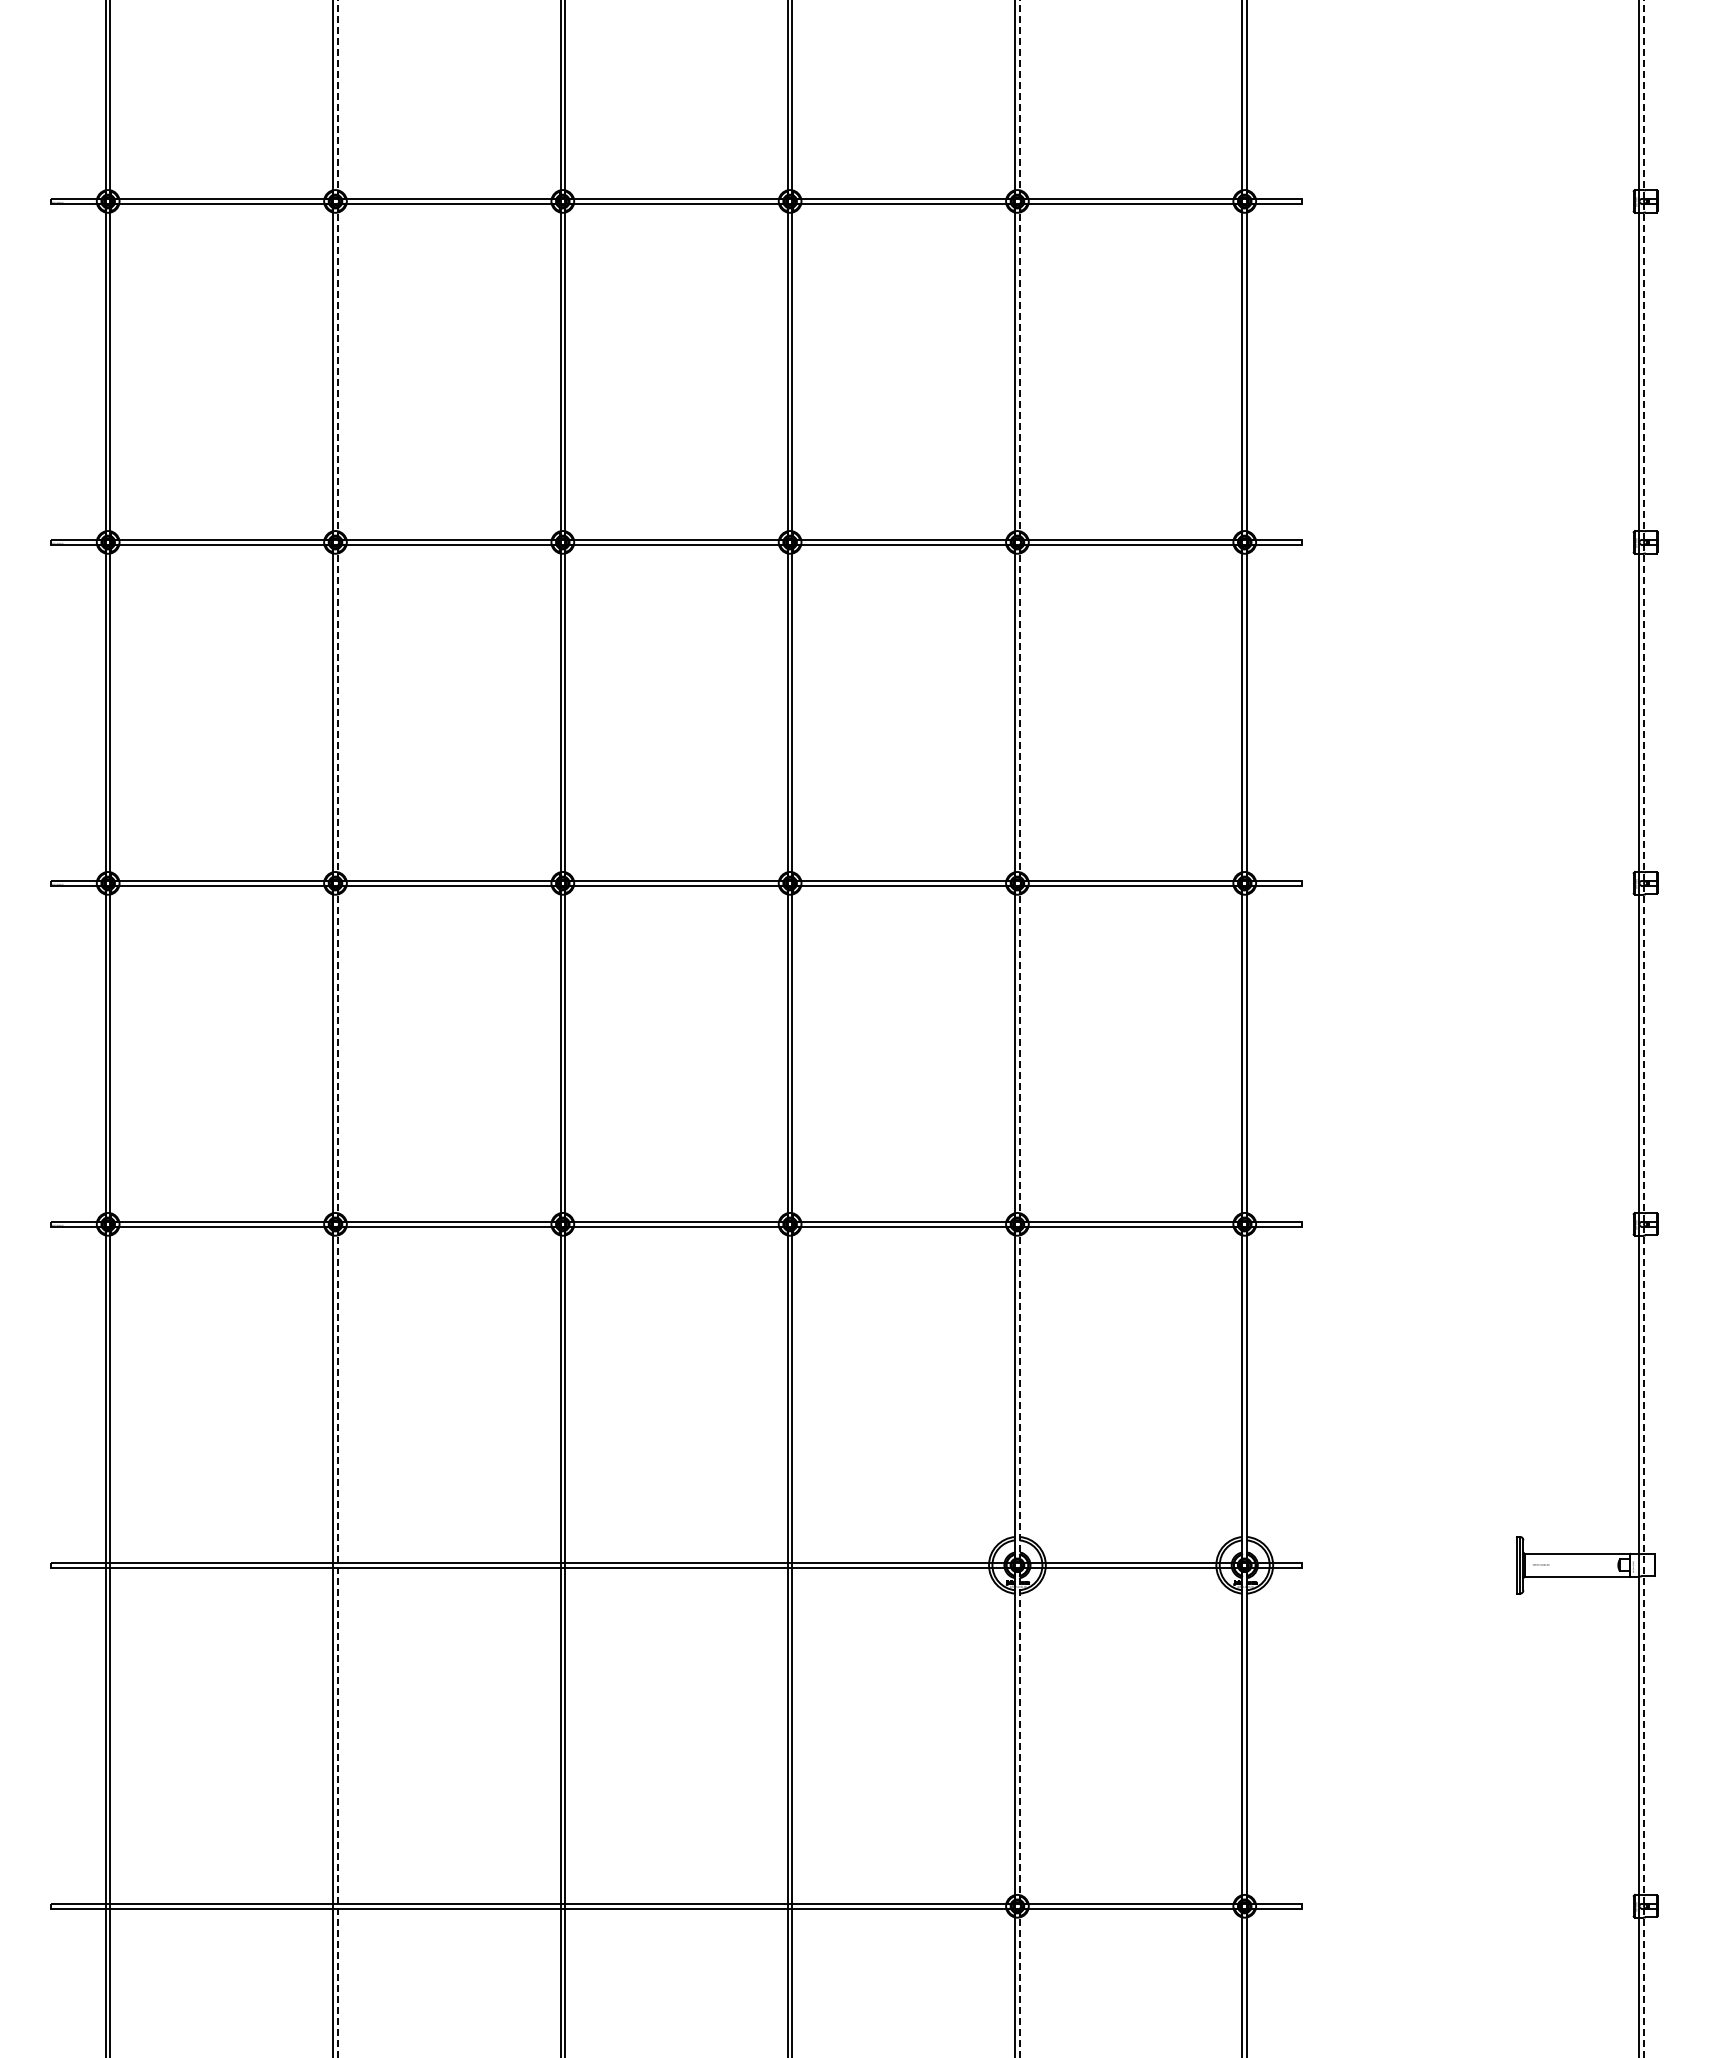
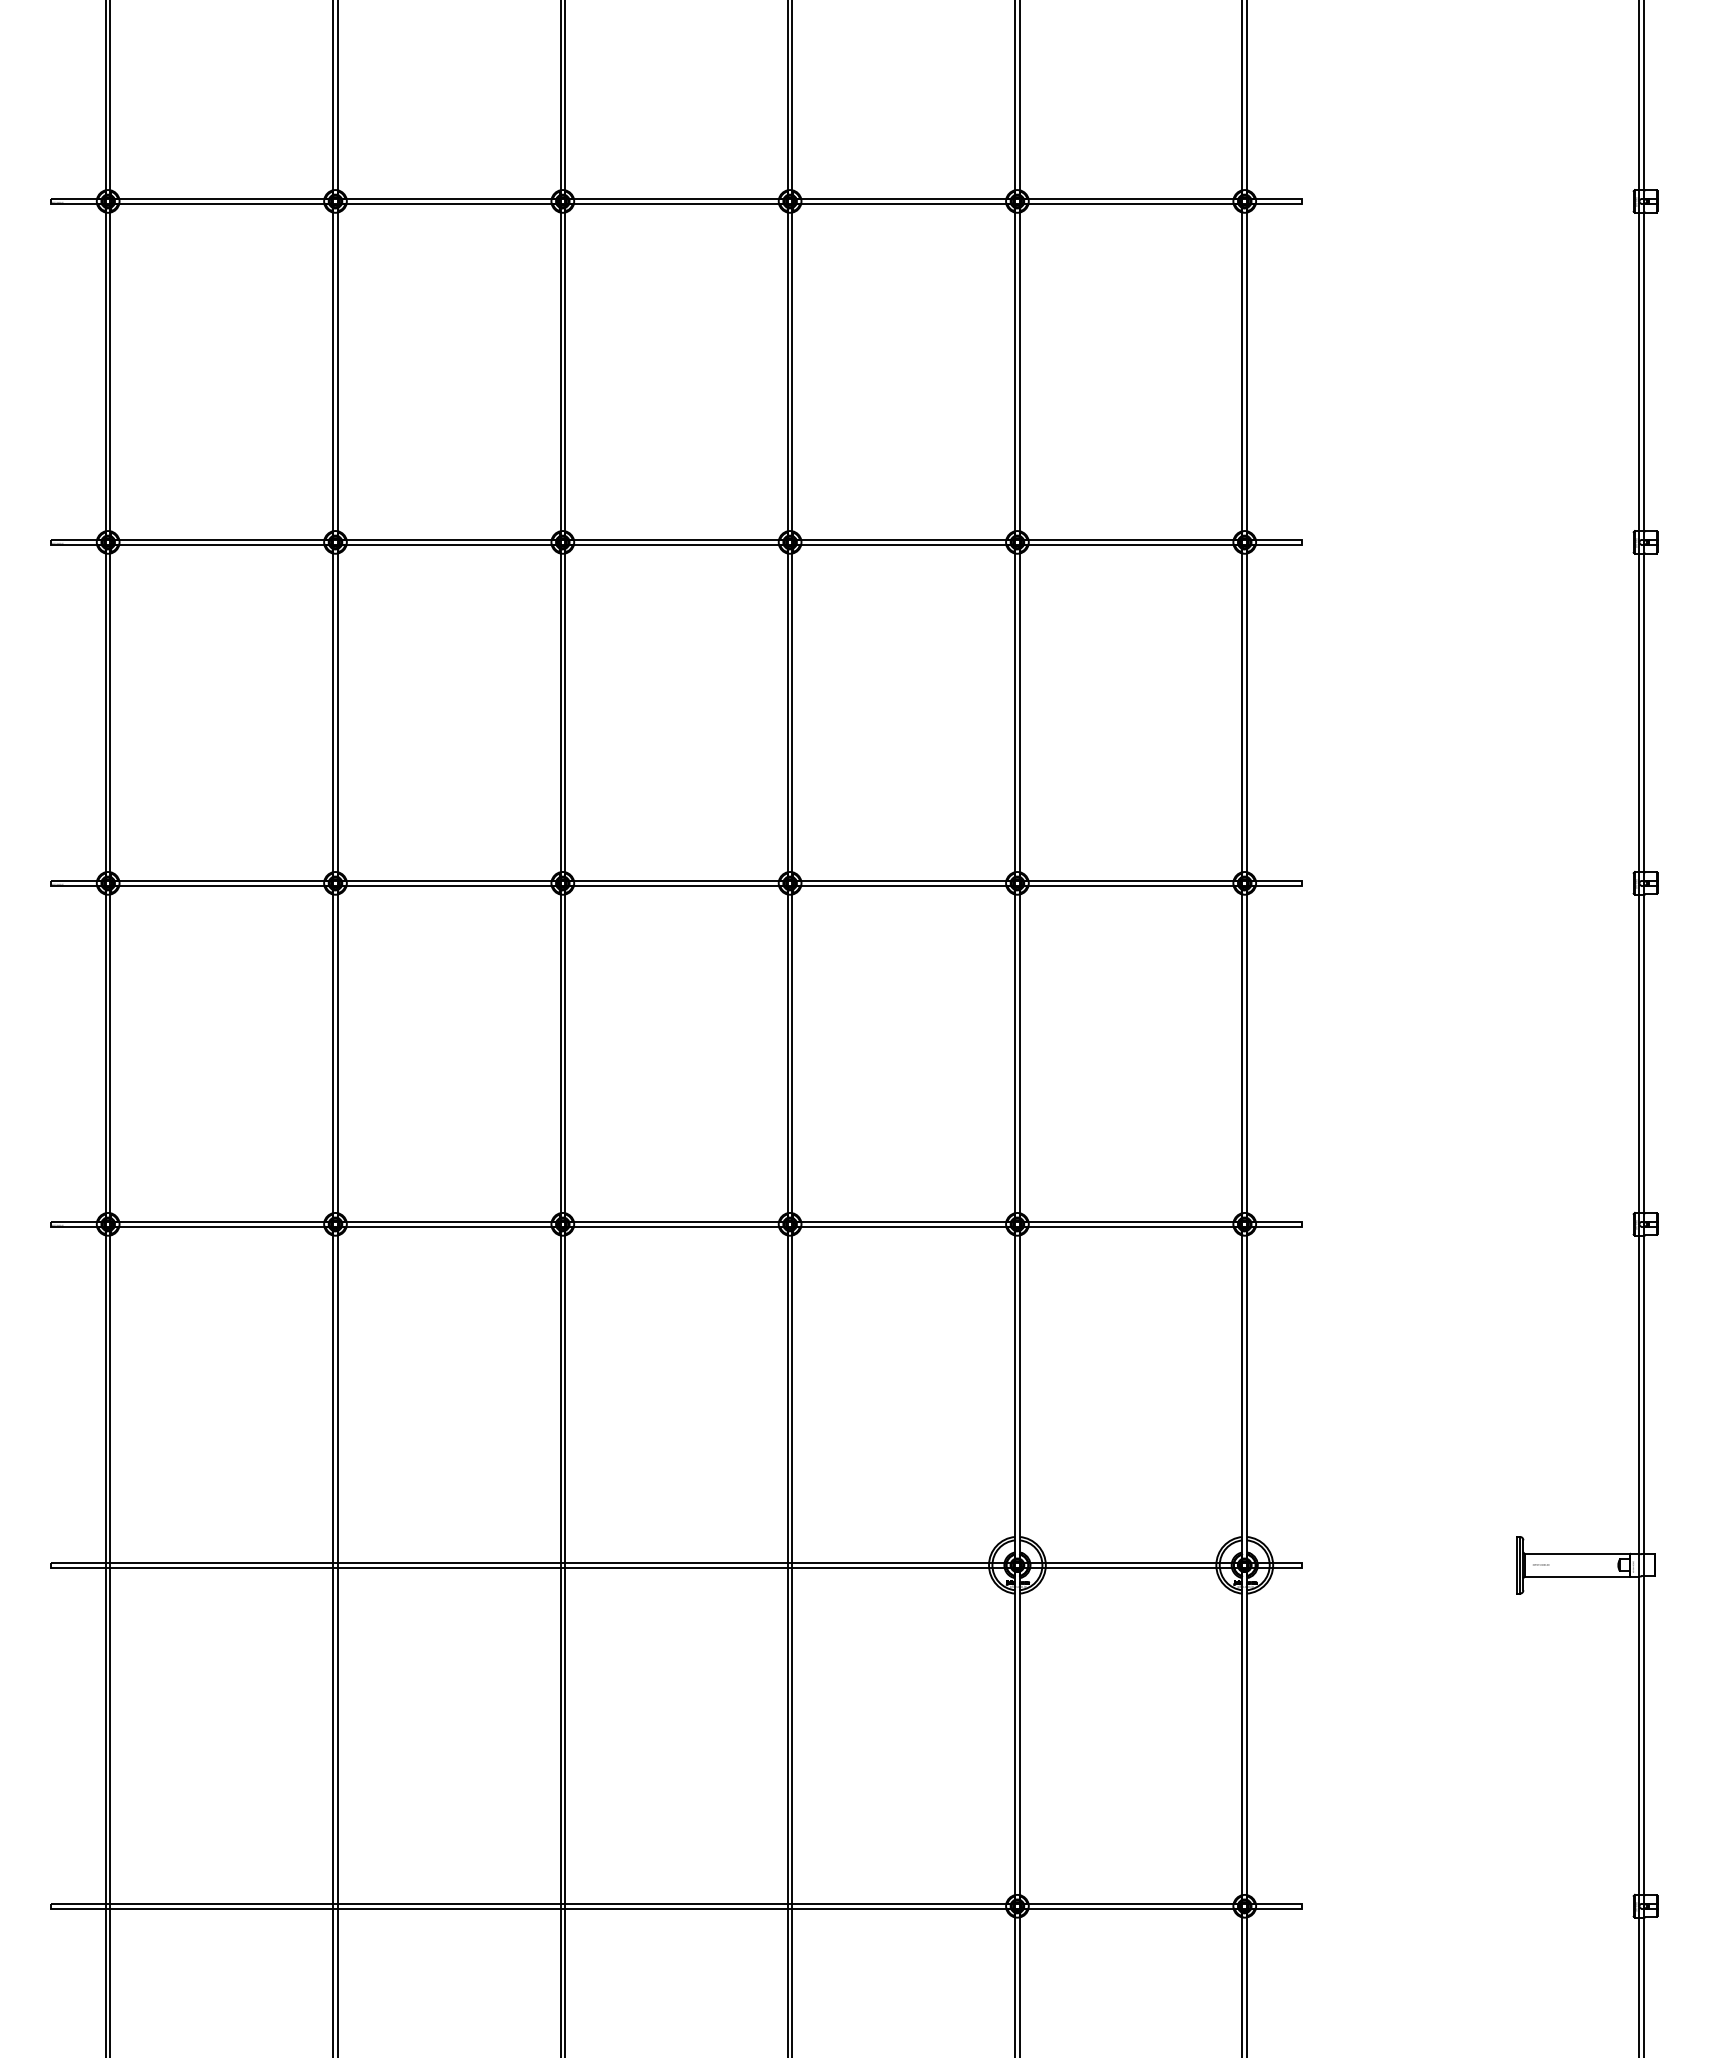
line: dashed -> solid (337, 1029)
line: dashed -> solid (1019, 1029)
line: dashed -> solid (1644, 1029)
